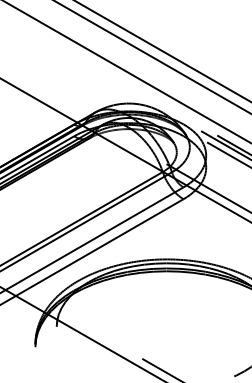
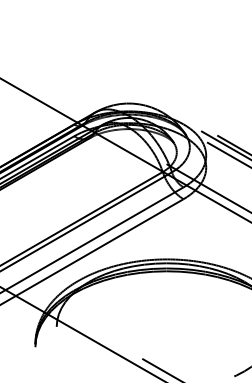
line: present -> none (162, 51)
line: present -> none (152, 57)
line: present -> none (126, 71)
